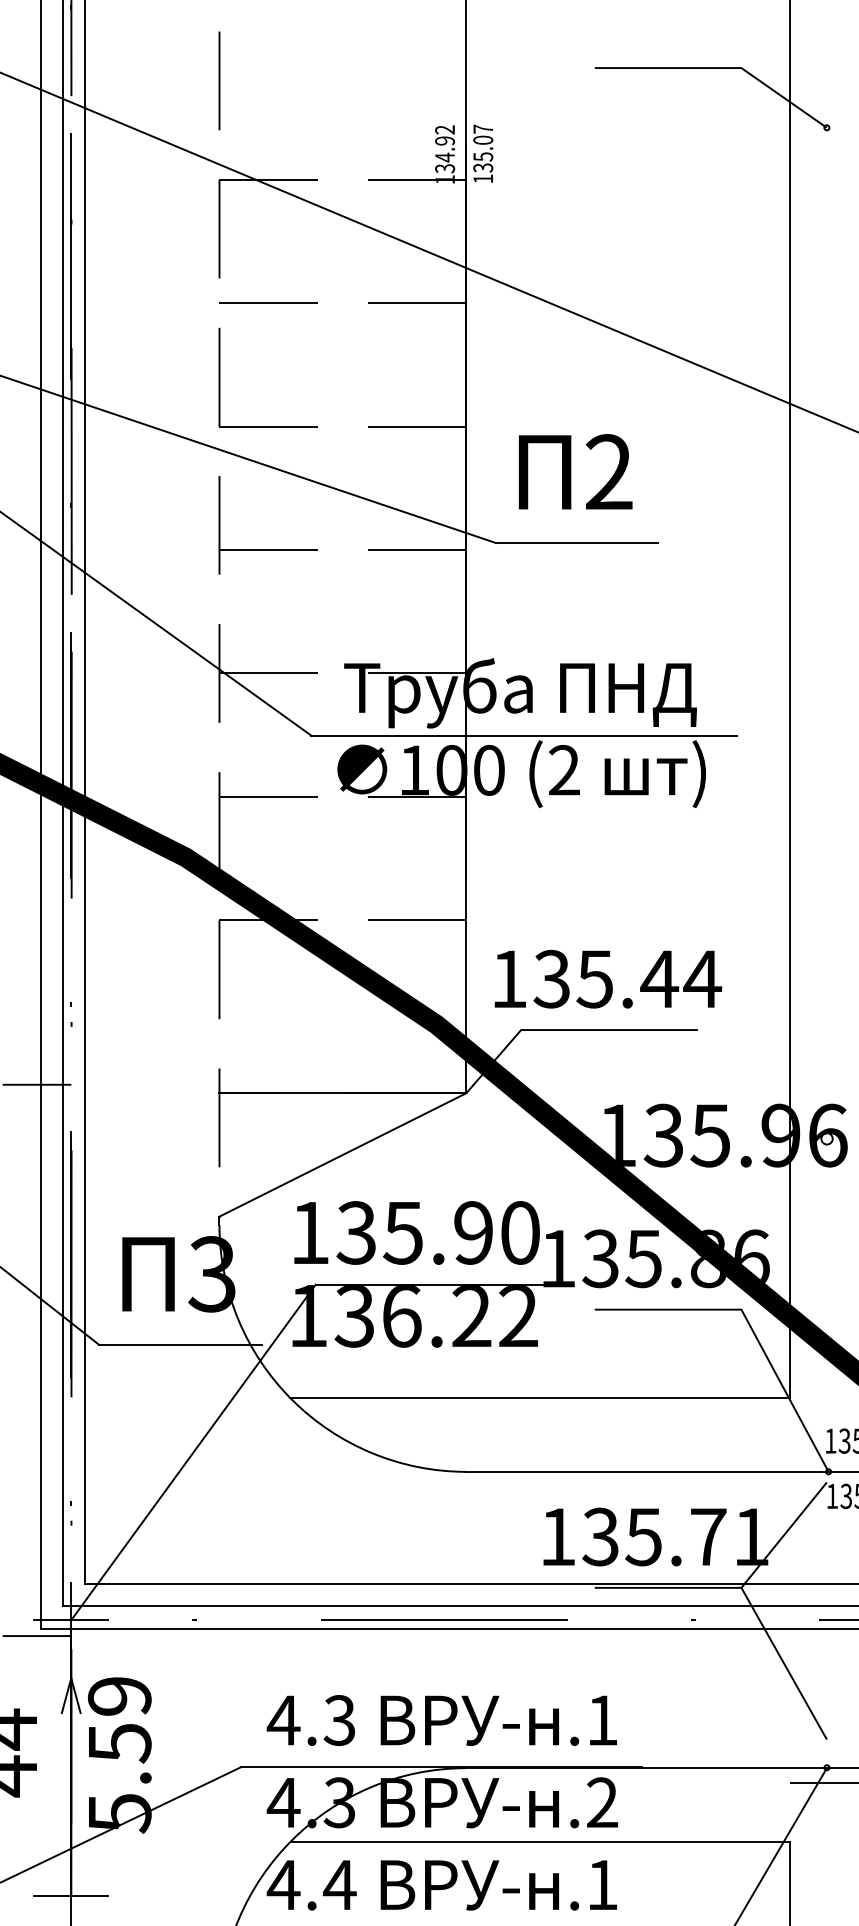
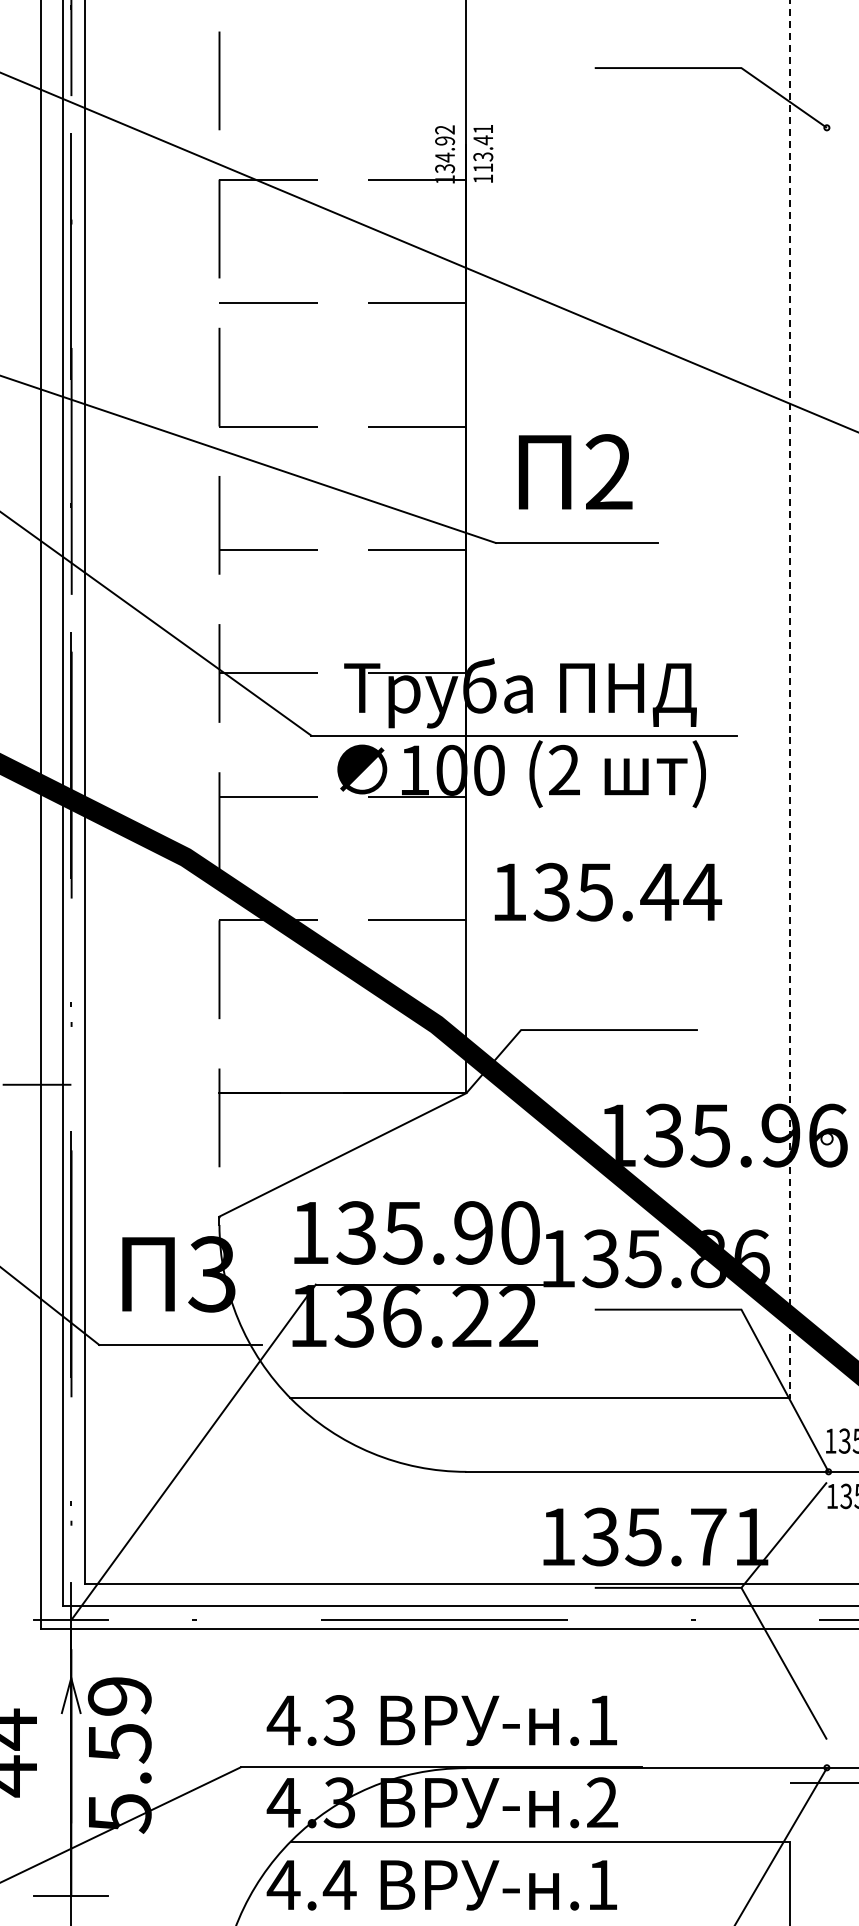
text: 135.07 -> 113.41 (483, 148)
line: solid -> dashed (789, 699)
text position: (608, 978) -> (608, 891) (608, 891)
line: present -> none (36, 1636)
